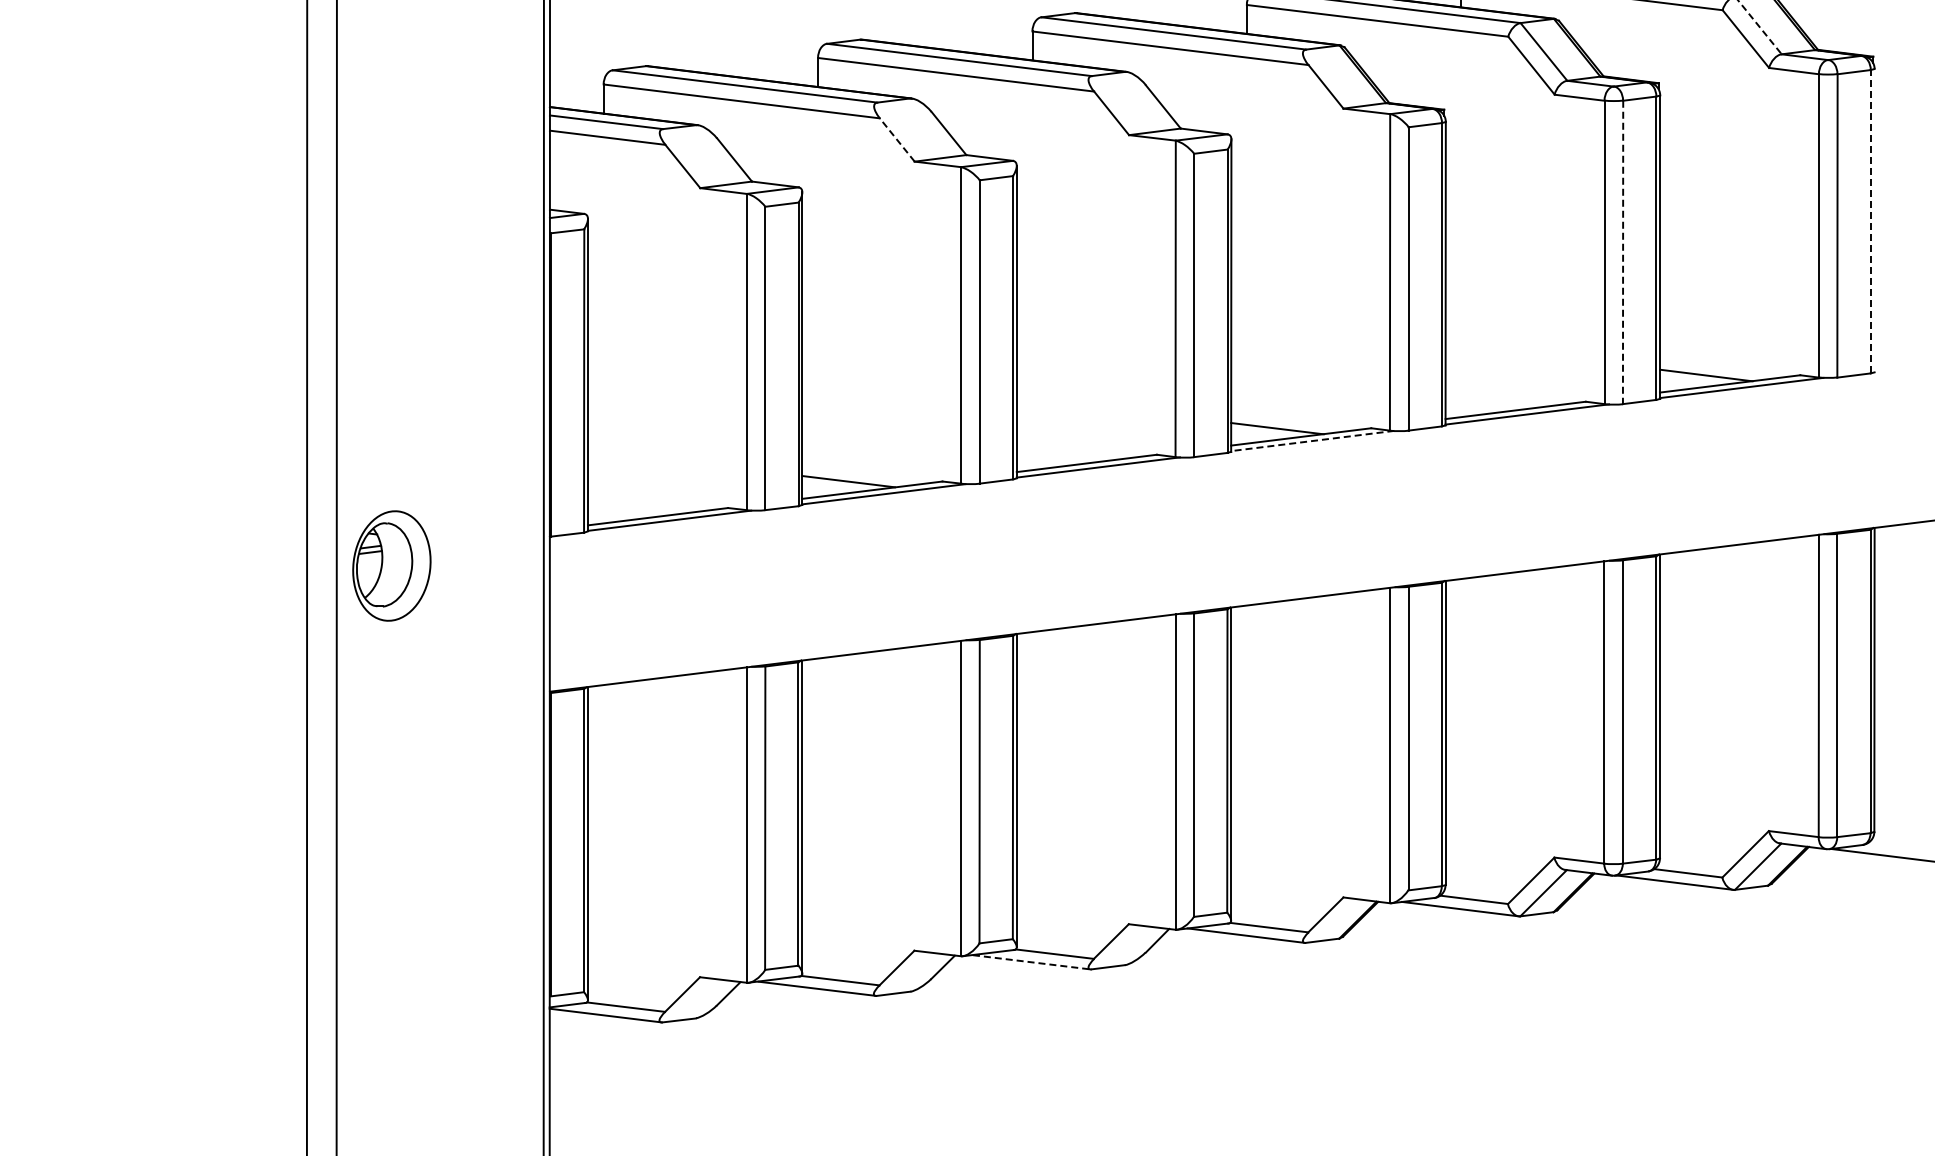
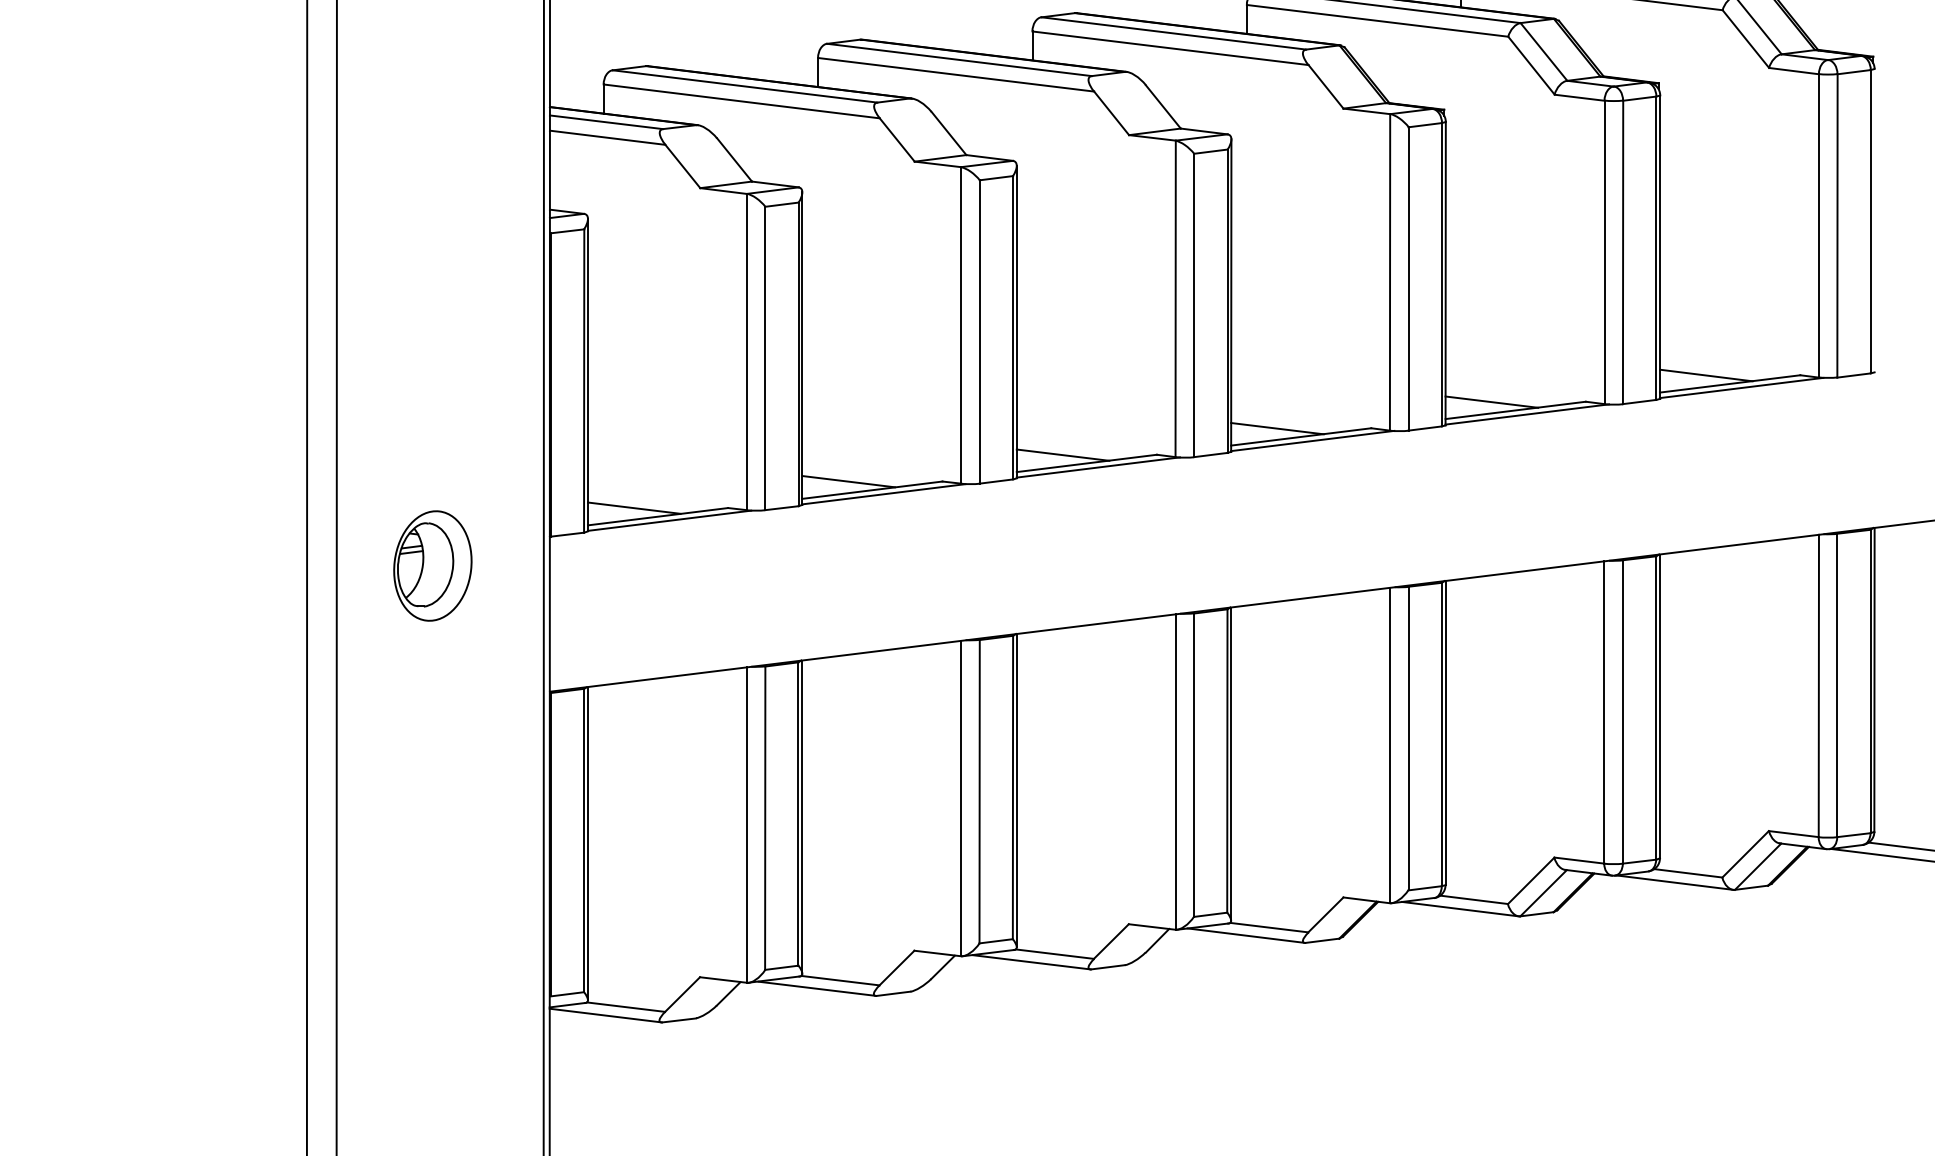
line: dashed -> solid (1759, 27)
line: dashed -> solid (897, 140)
line: dashed -> solid (1870, 221)
line: dashed -> solid (1623, 252)
line: none -> present (1491, 401)
line: dashed -> solid (1312, 441)
line: none -> present (1062, 454)
line: none -> present (633, 507)
part position: (391, 565) -> (432, 565) (432, 565)
line: none -> present (1899, 846)
line: dashed -> solid (1032, 962)
